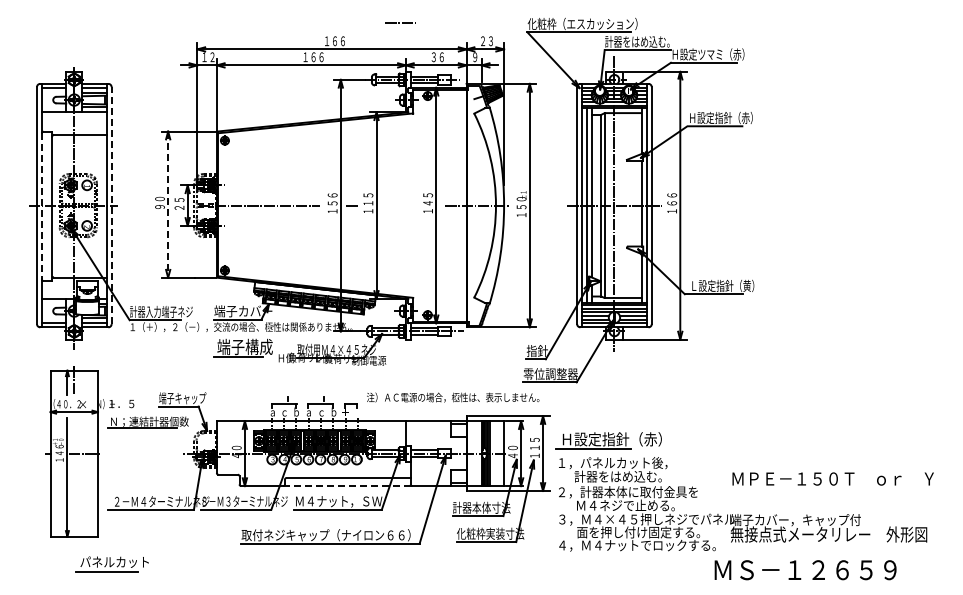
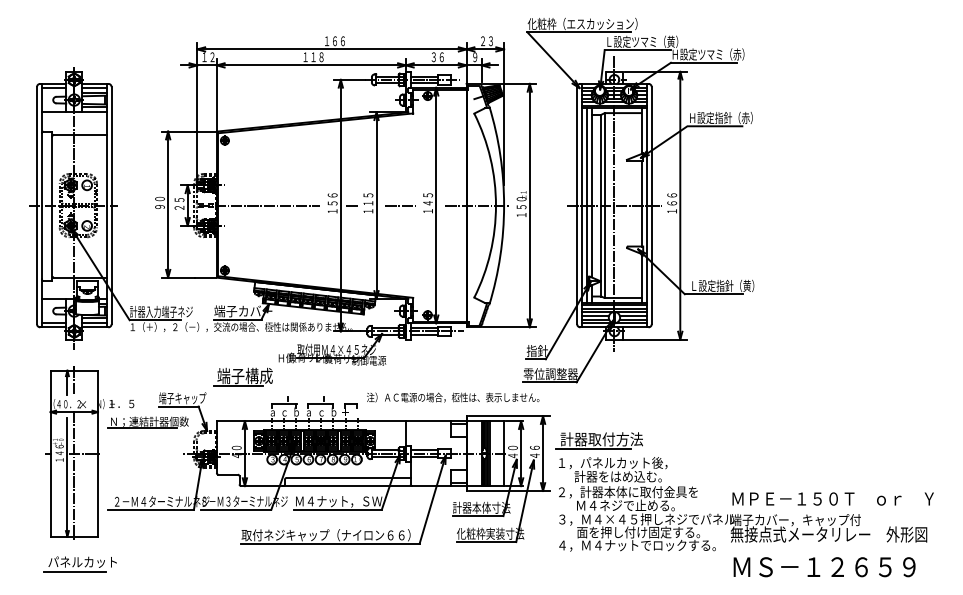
line position: (399, 22) -> (399, 205) (399, 205)
text: 計器をはめ込む。 -> Ｌ設定ツマミ（黄） (641, 41)
text: １６６ -> １１８ (317, 57)
line: dashed -> solid (111, 205)
line: dashed -> solid (168, 205)
line: dashed -> solid (41, 206)
part position: (242, 347) -> (242, 376) (242, 376)
text: Ｈ設定指針（赤） -> 計器取付方法 (610, 439)
text: １１５ -> ４６ (534, 447)
line: none -> present (74, 476)
text position: (832, 478) -> (832, 498) (832, 498)
line: dashed -> solid (347, 486)
part position: (111, 564) -> (79, 564) (79, 564)
text position: (805, 570) -> (824, 567) (824, 567)
